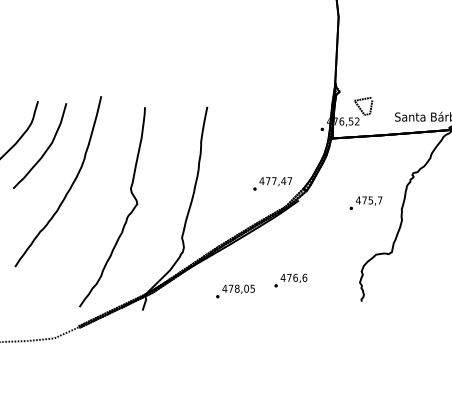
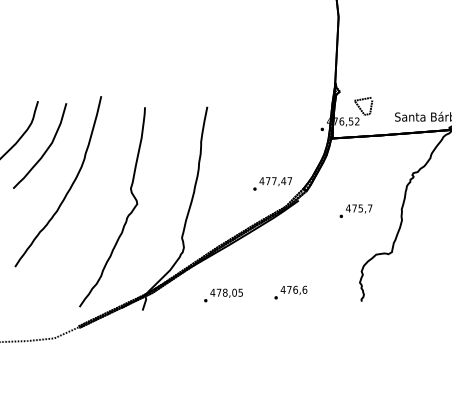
text position: (365, 202) -> (355, 210) (355, 210)
text position: (290, 280) -> (290, 292) (290, 292)
text position: (235, 291) -> (223, 295) (223, 295)
